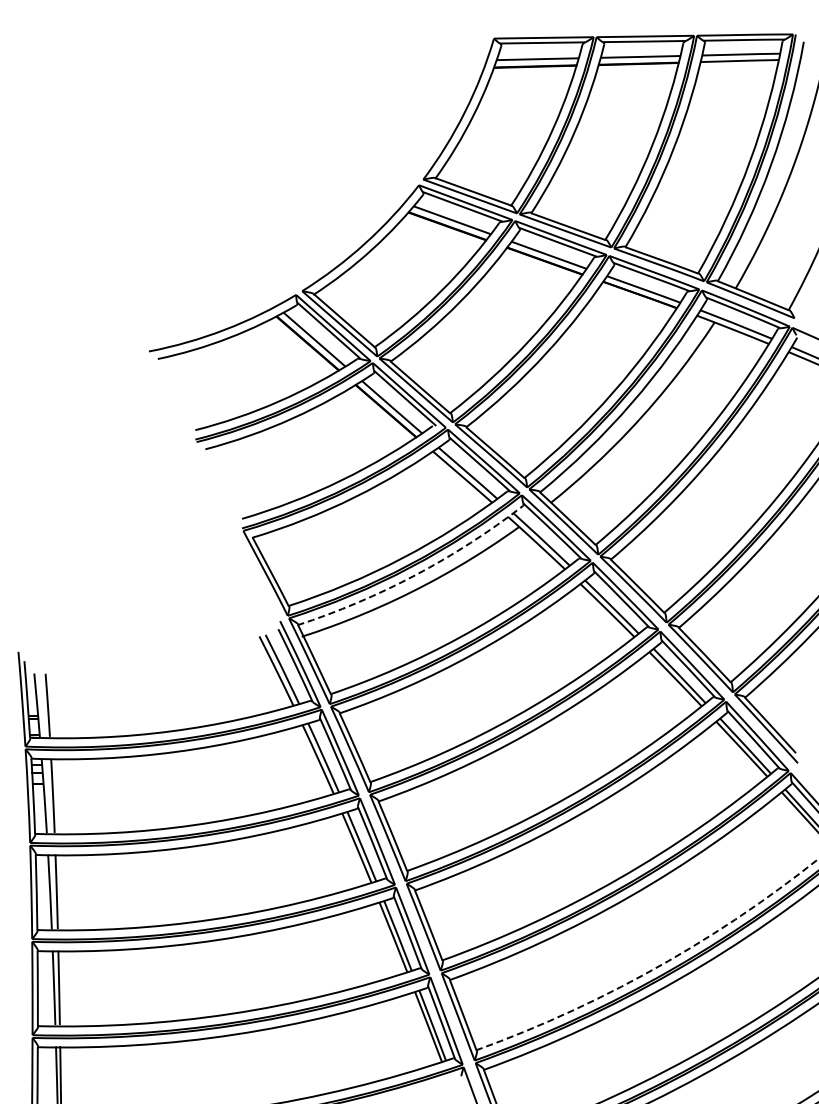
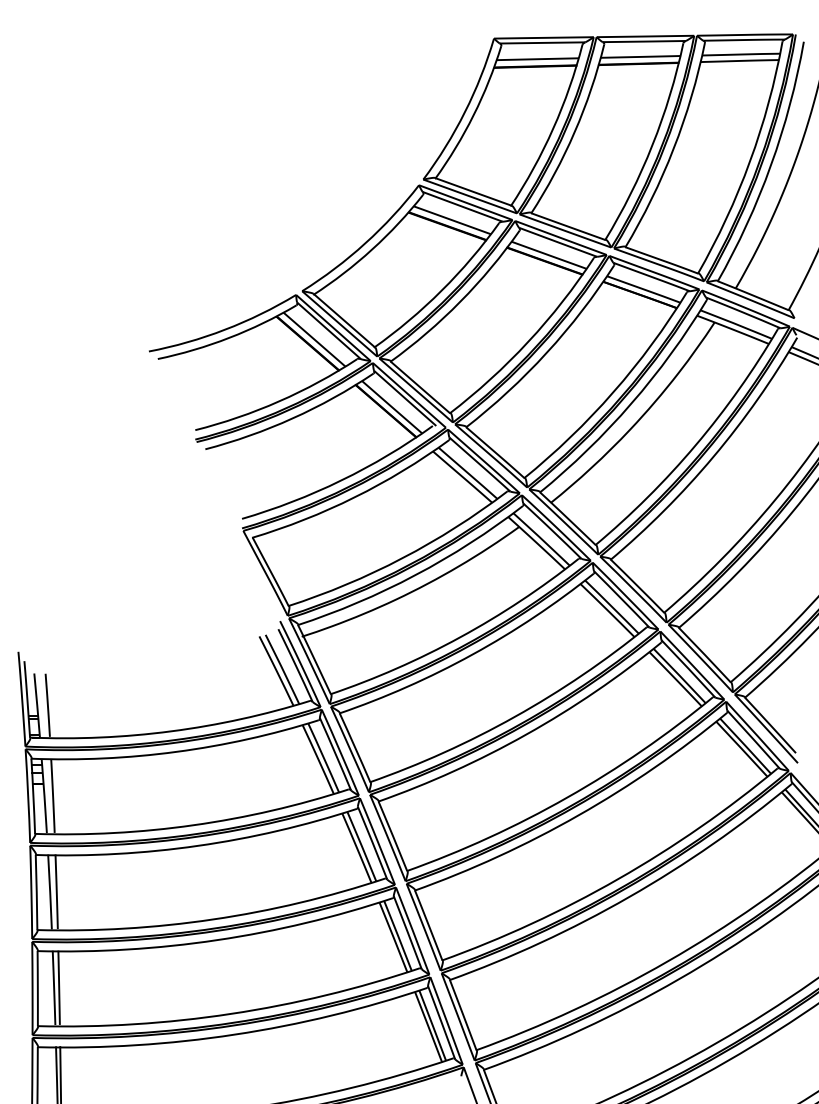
arc: dashed -> solid (415, 575)
arc: dashed -> solid (655, 968)
